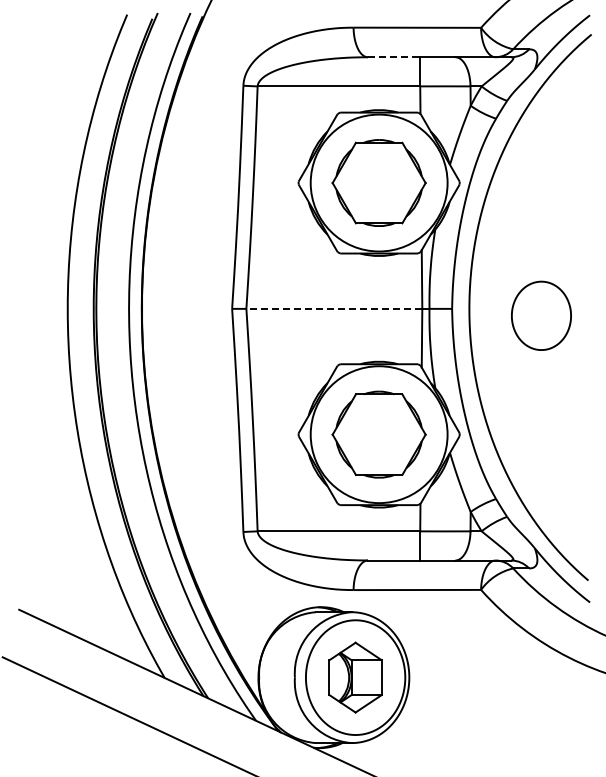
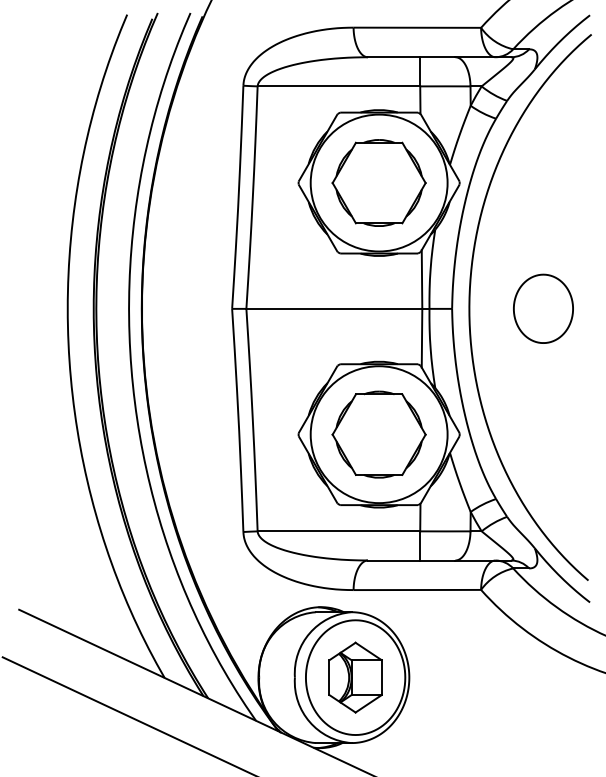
line: dashed -> solid (394, 57)
line: dashed -> solid (334, 308)
part position: (541, 315) -> (543, 308) (543, 308)
